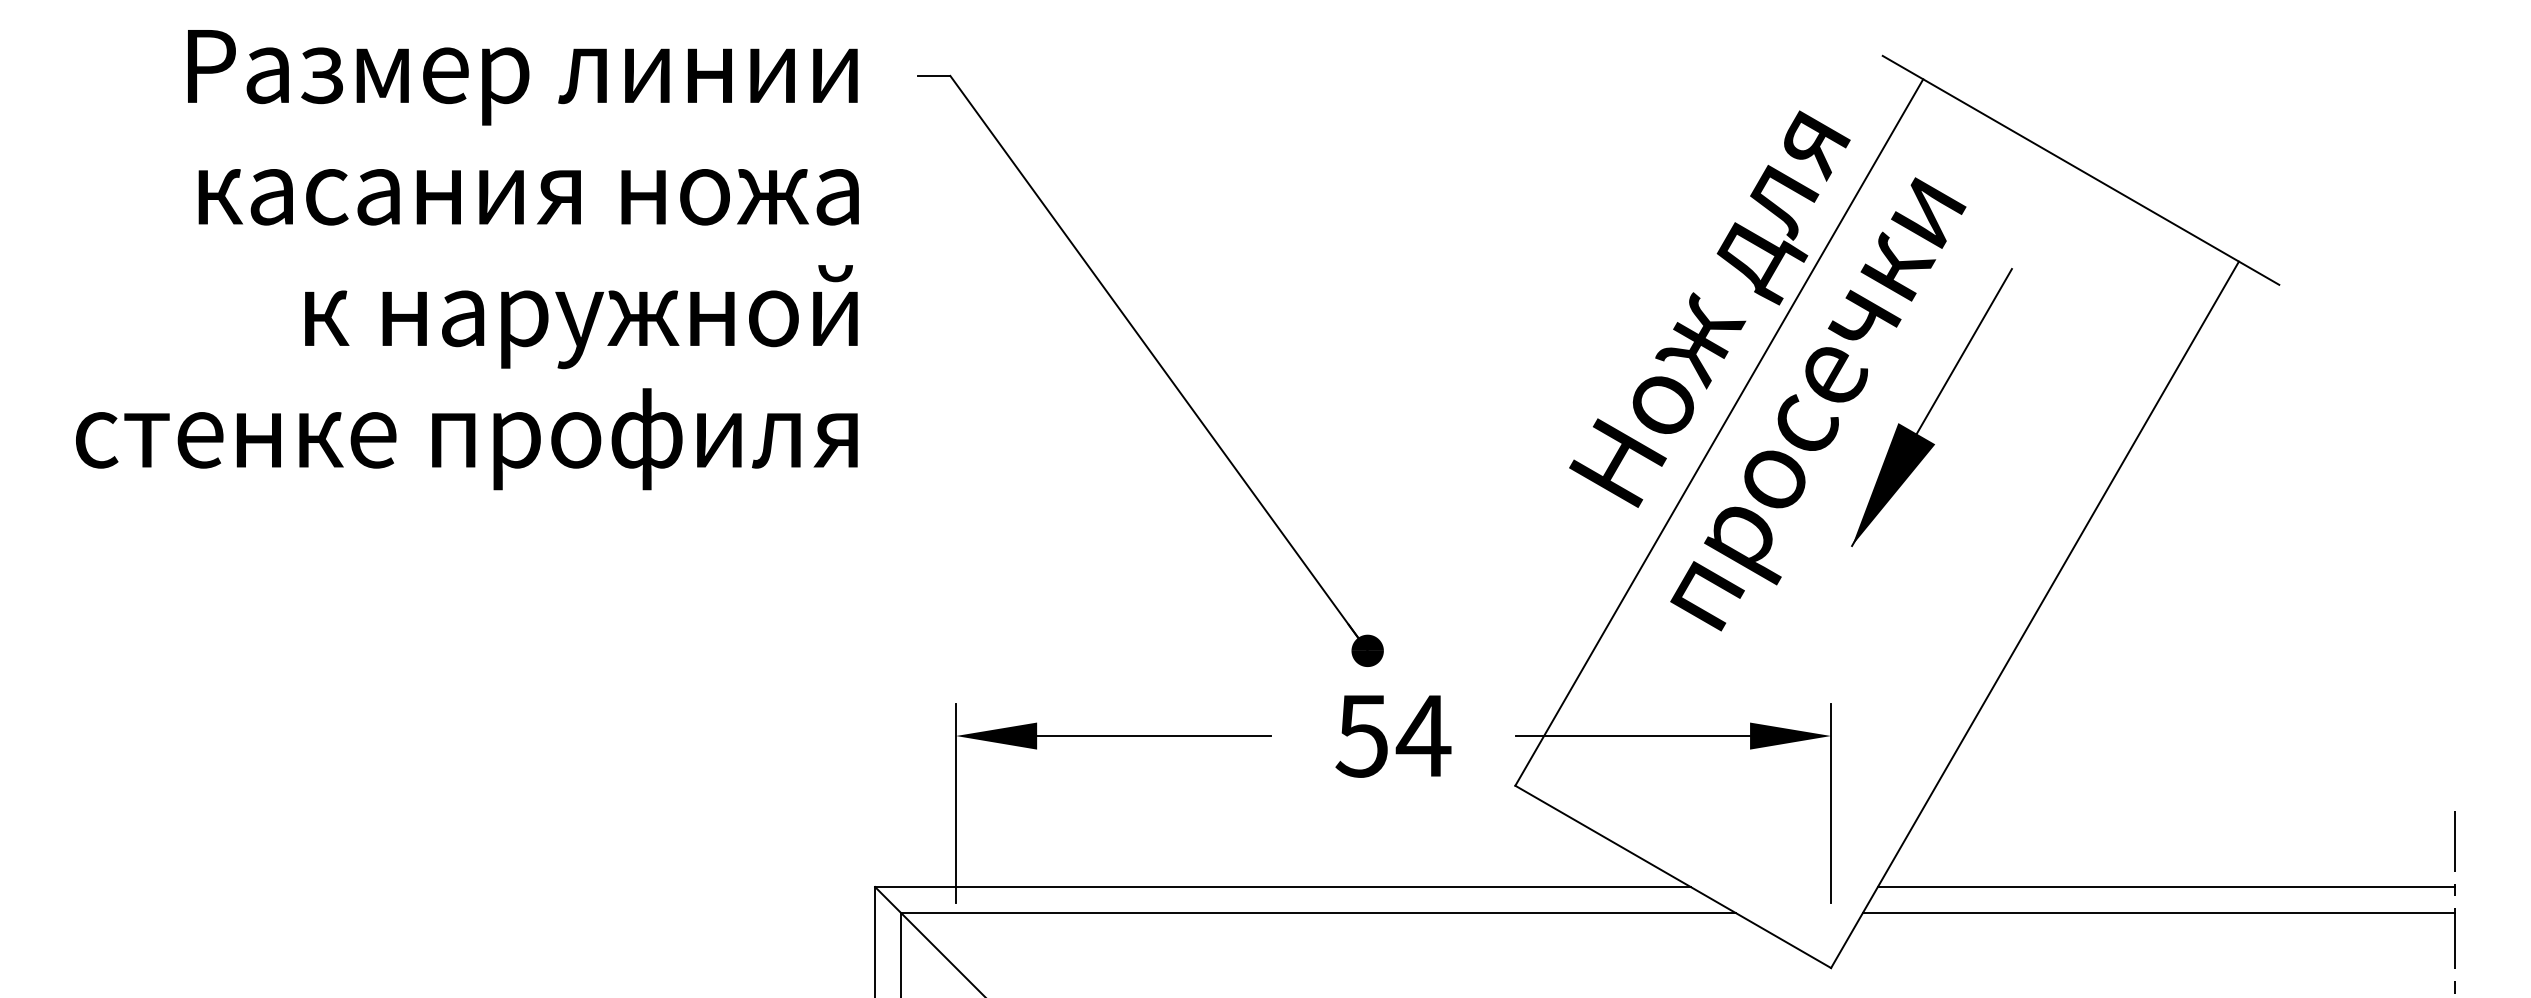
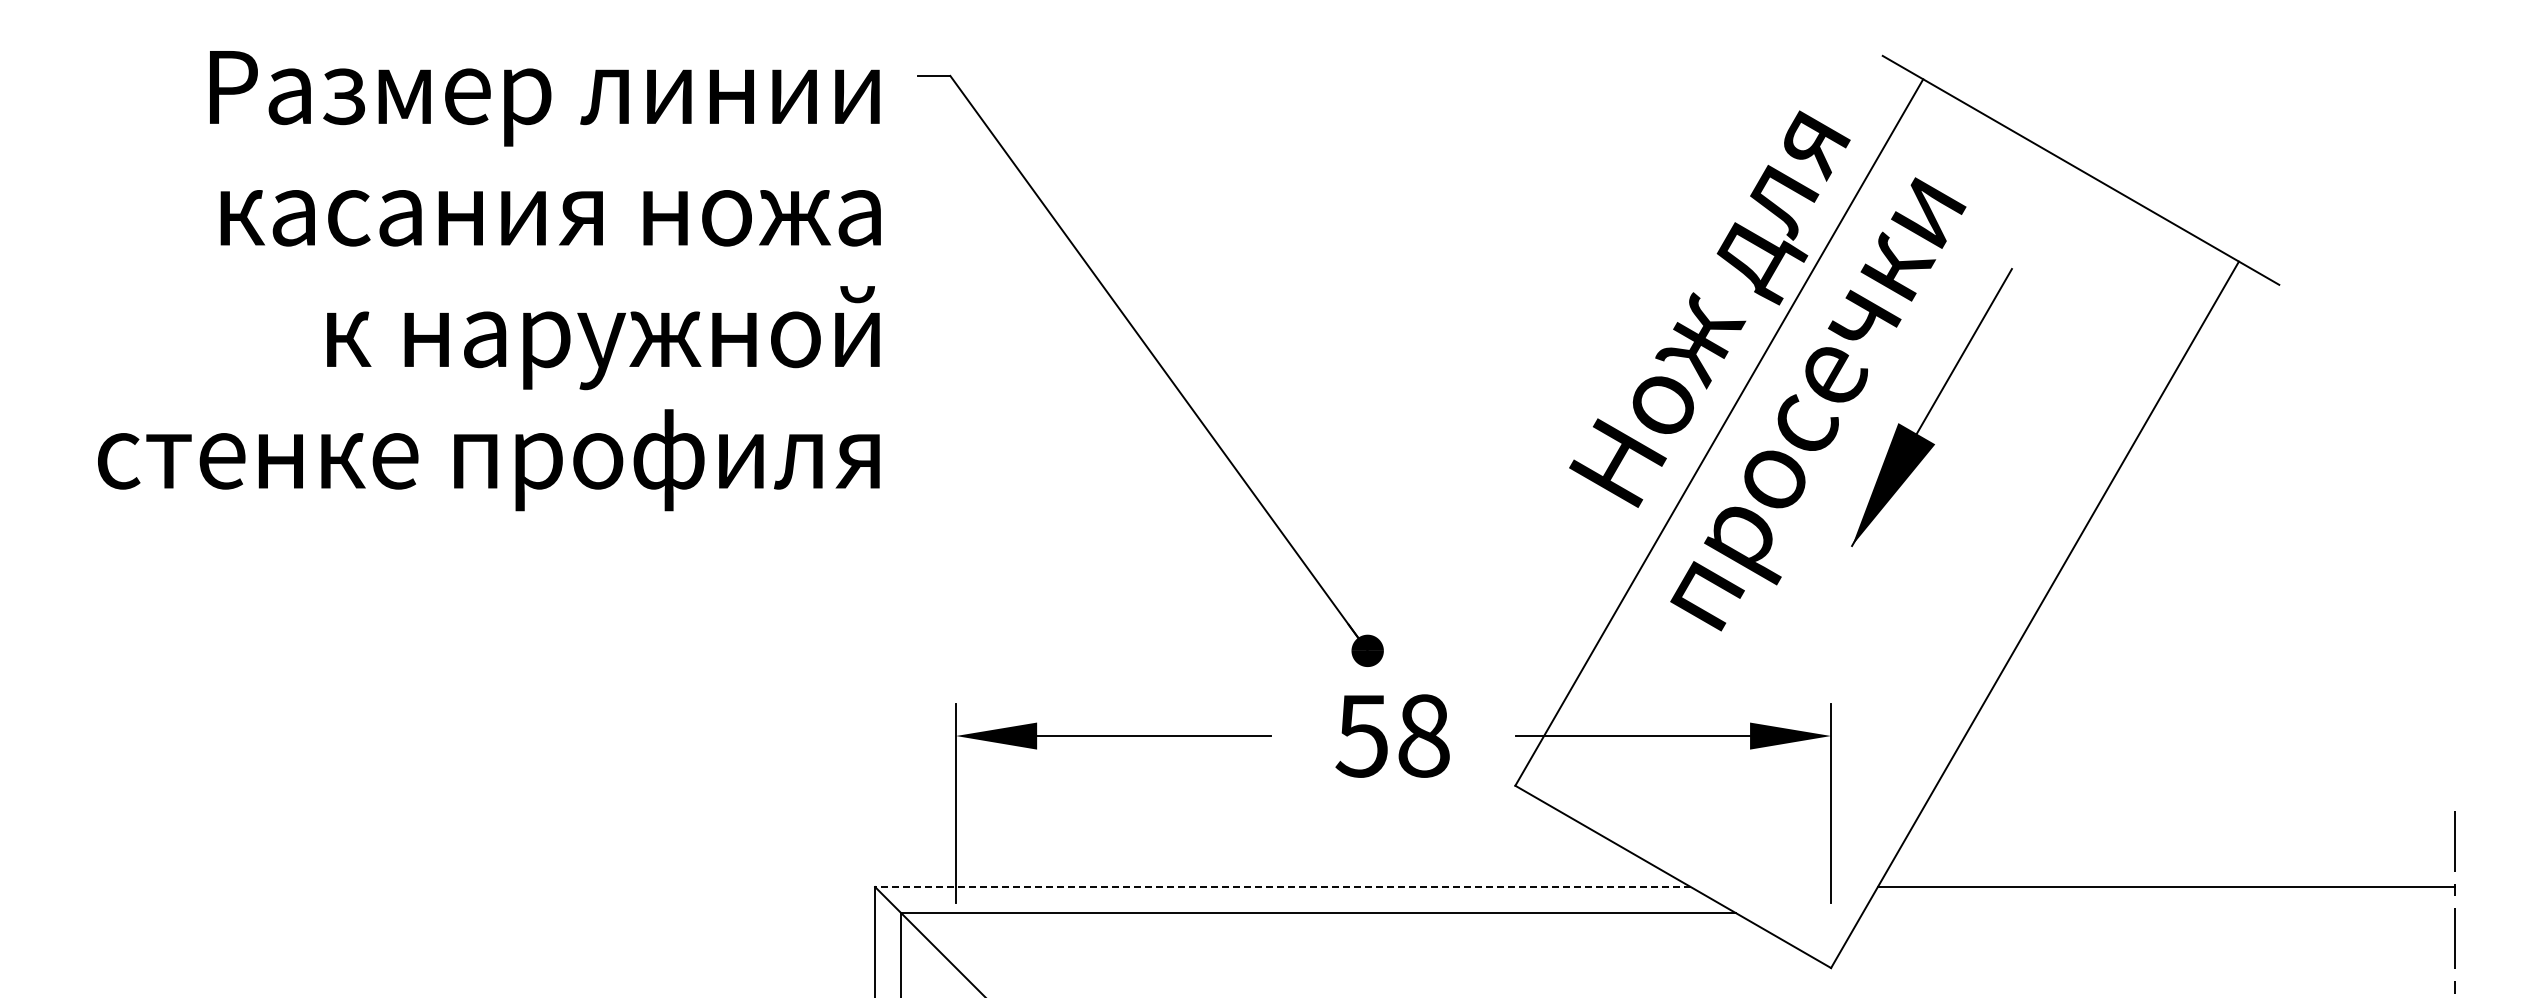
text position: (467, 260) -> (489, 281) (489, 281)
text: 54 -> 58 (1423, 735)
line: solid -> dashed (1282, 887)
line: present -> none (2158, 912)
